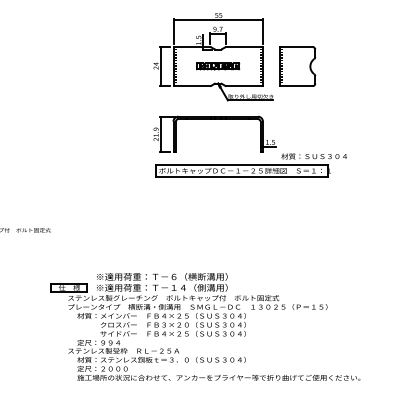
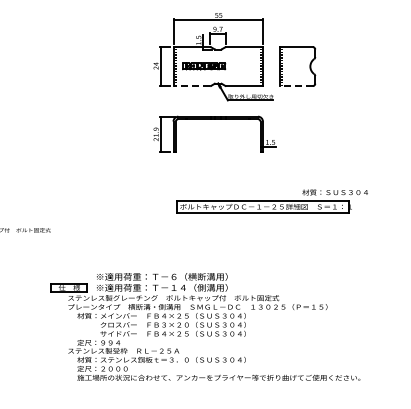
part position: (218, 66) -> (204, 66) (204, 66)
line: solid -> dashed (191, 86)
line: solid -> dashed (296, 86)
part position: (250, 165) -> (271, 201) (271, 201)
